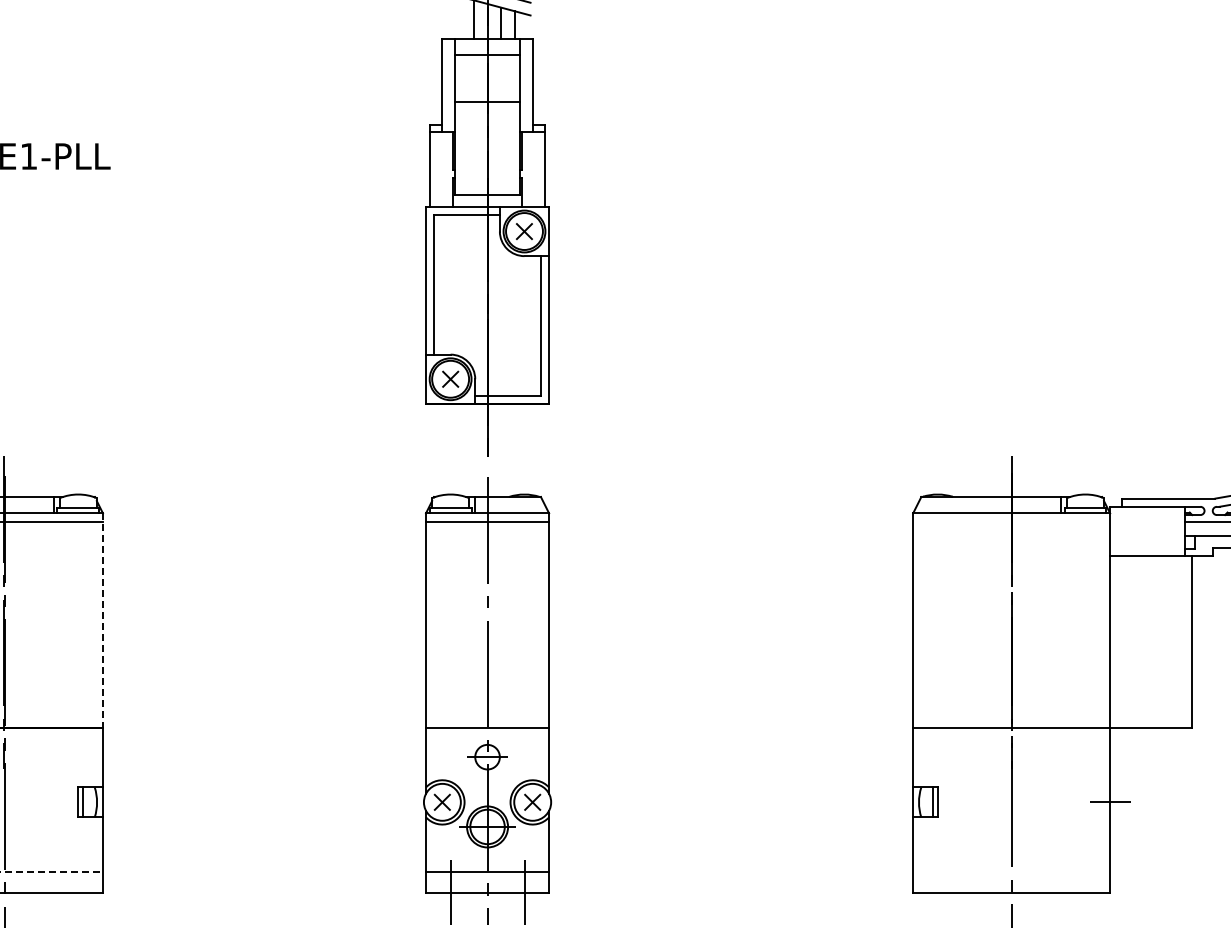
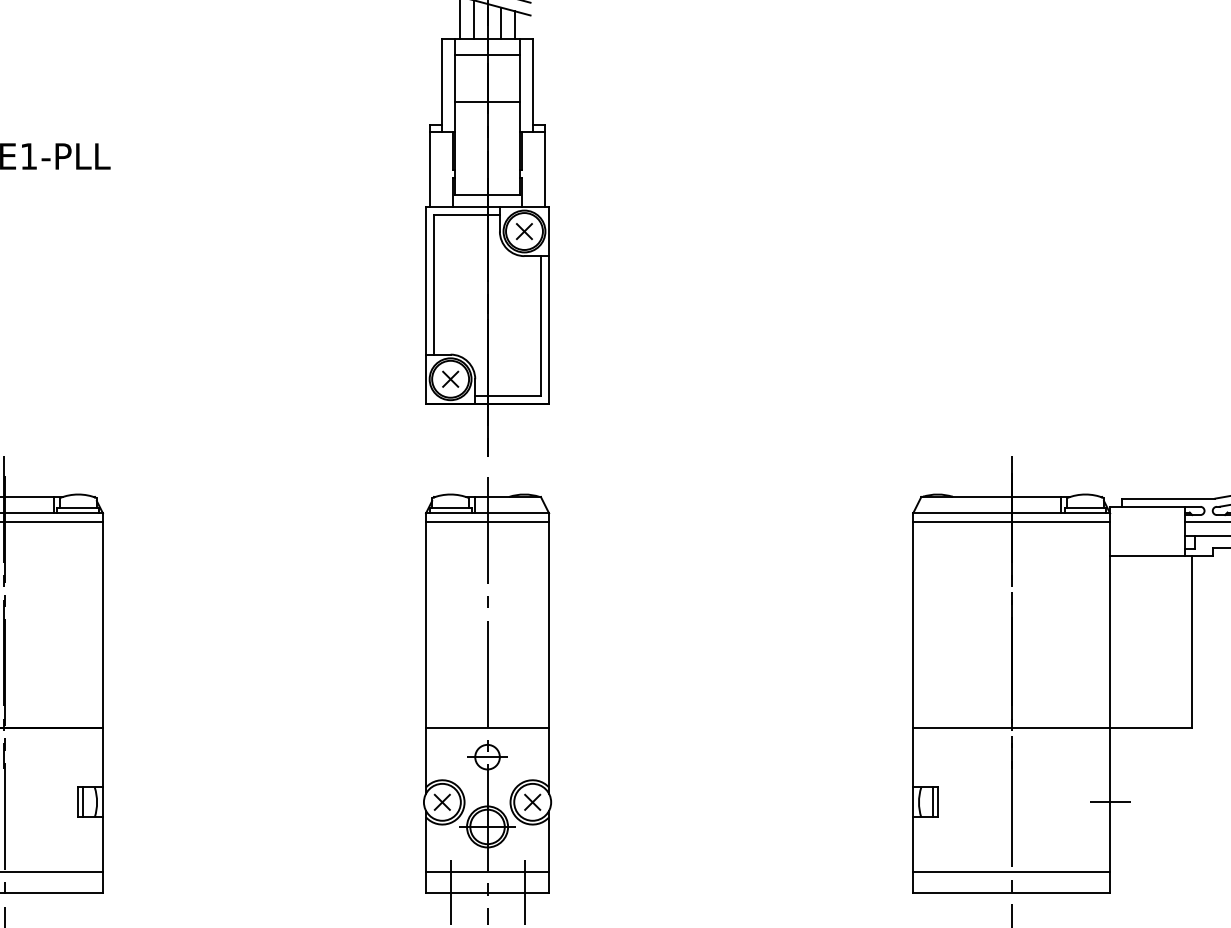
line: none -> present (460, 20)
line: none -> present (1011, 521)
line: dashed -> solid (103, 620)
line: dashed -> solid (52, 872)
line: none -> present (1011, 872)
